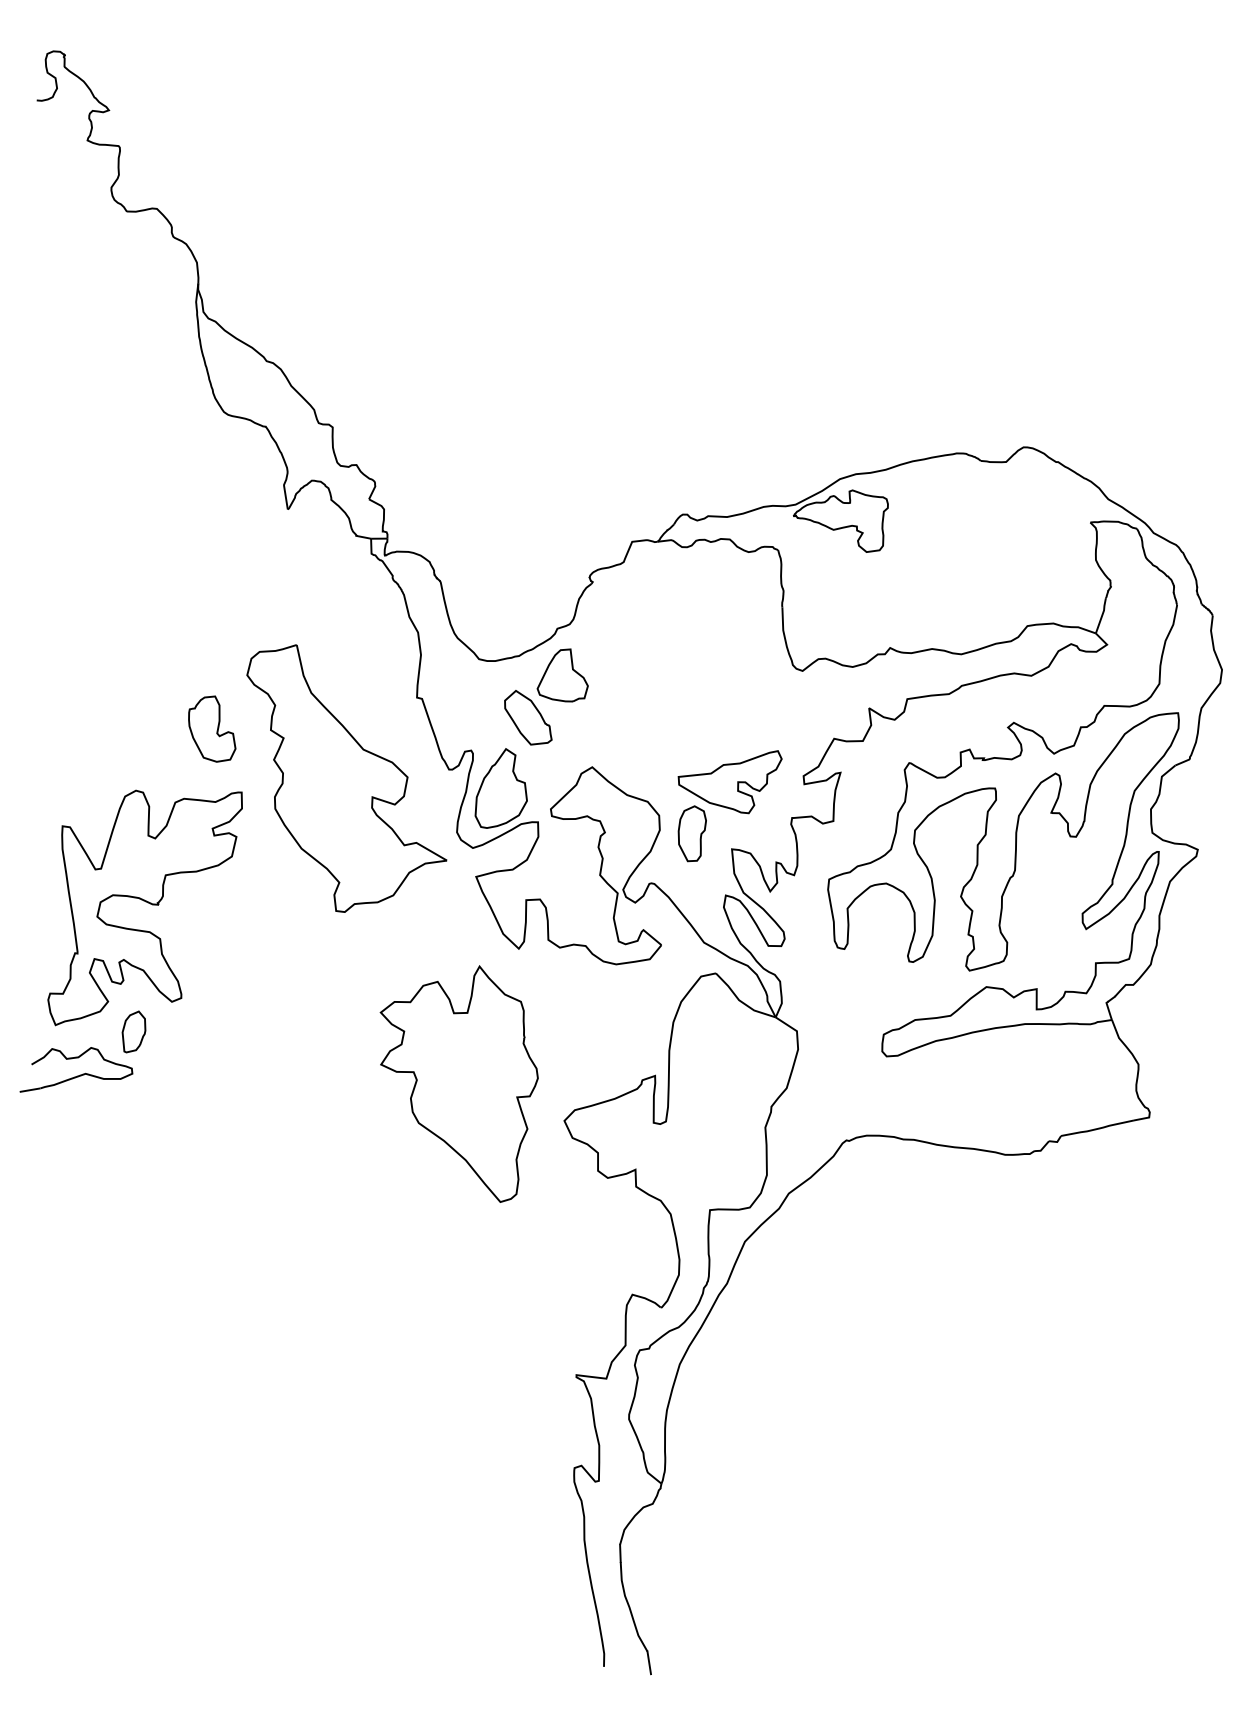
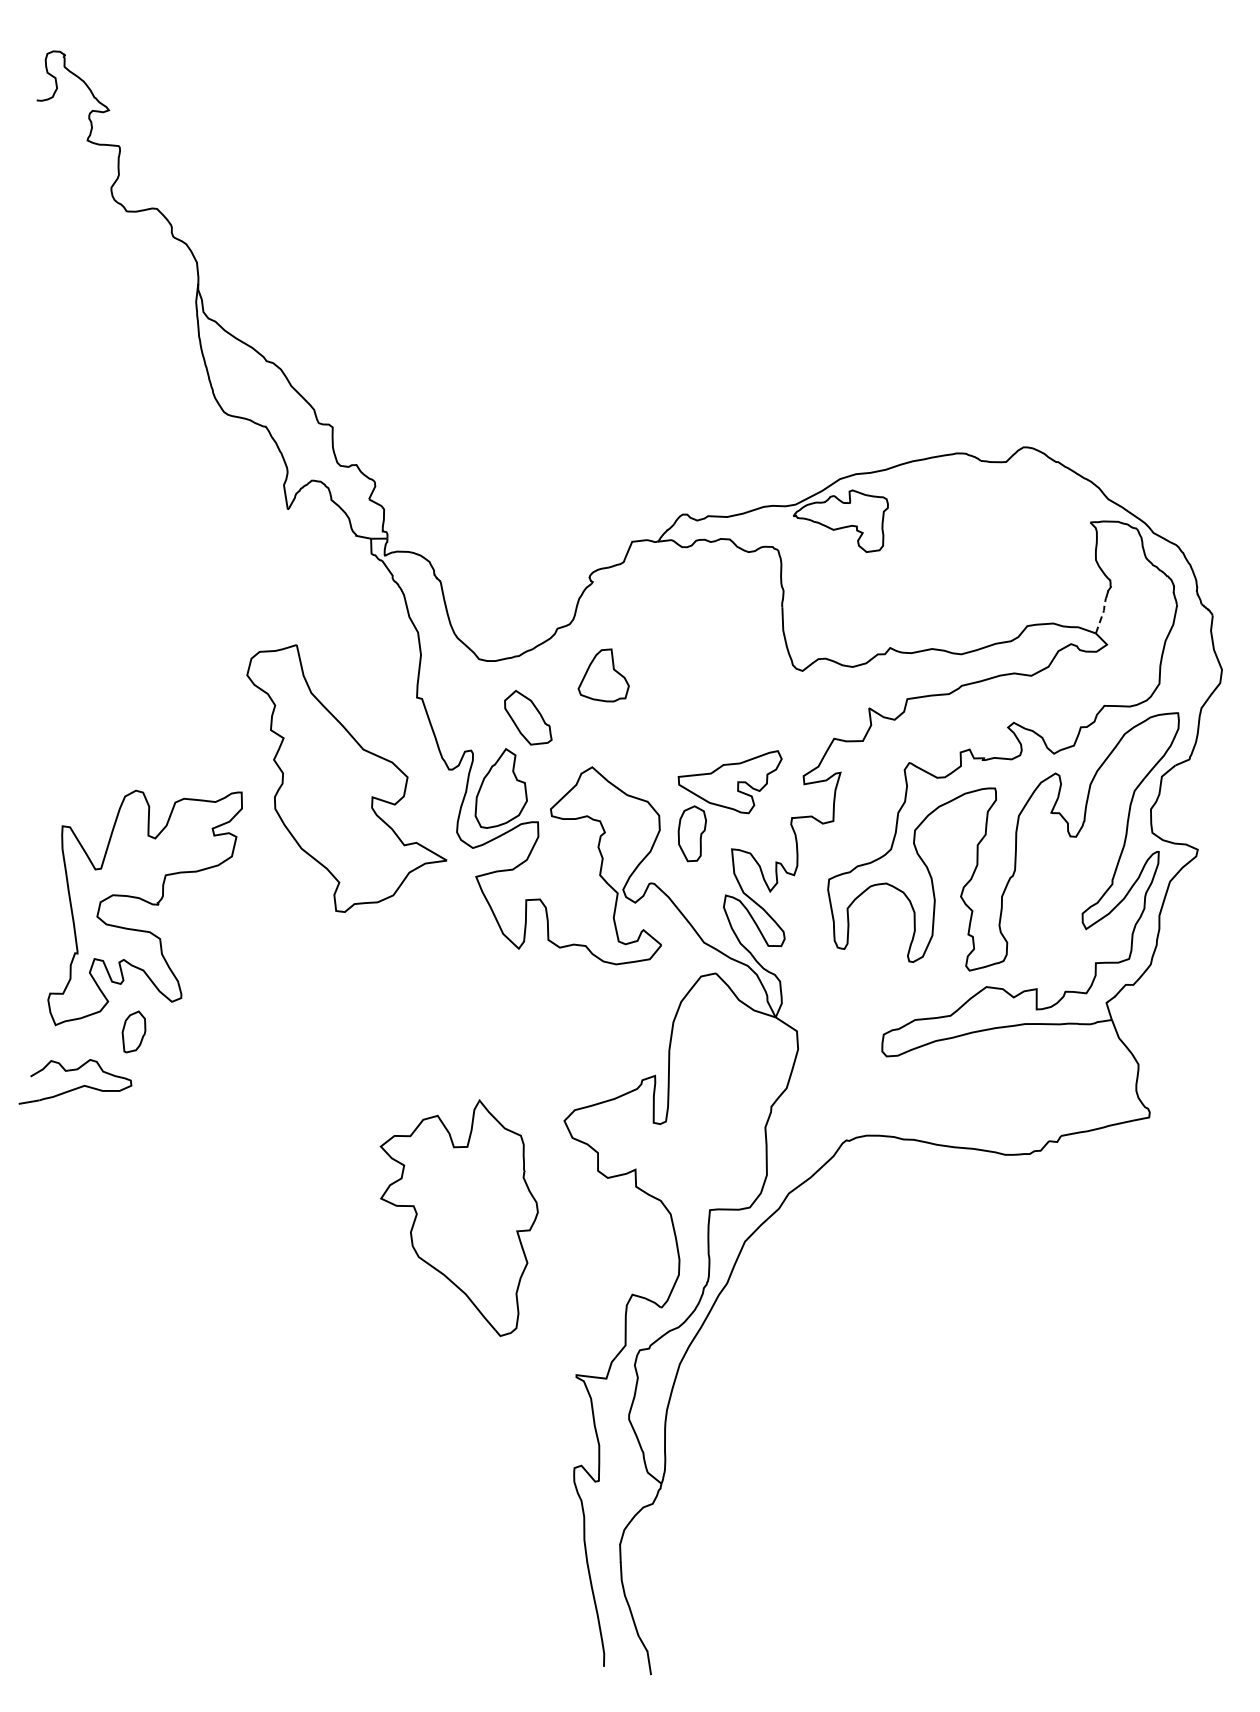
line: solid -> dashed (1102, 615)
part position: (562, 675) -> (603, 675) (603, 675)
part: present -> none (212, 728)
part position: (77, 1075) -> (76, 1087) (76, 1087)
part position: (458, 1083) -> (458, 1217) (458, 1217)
